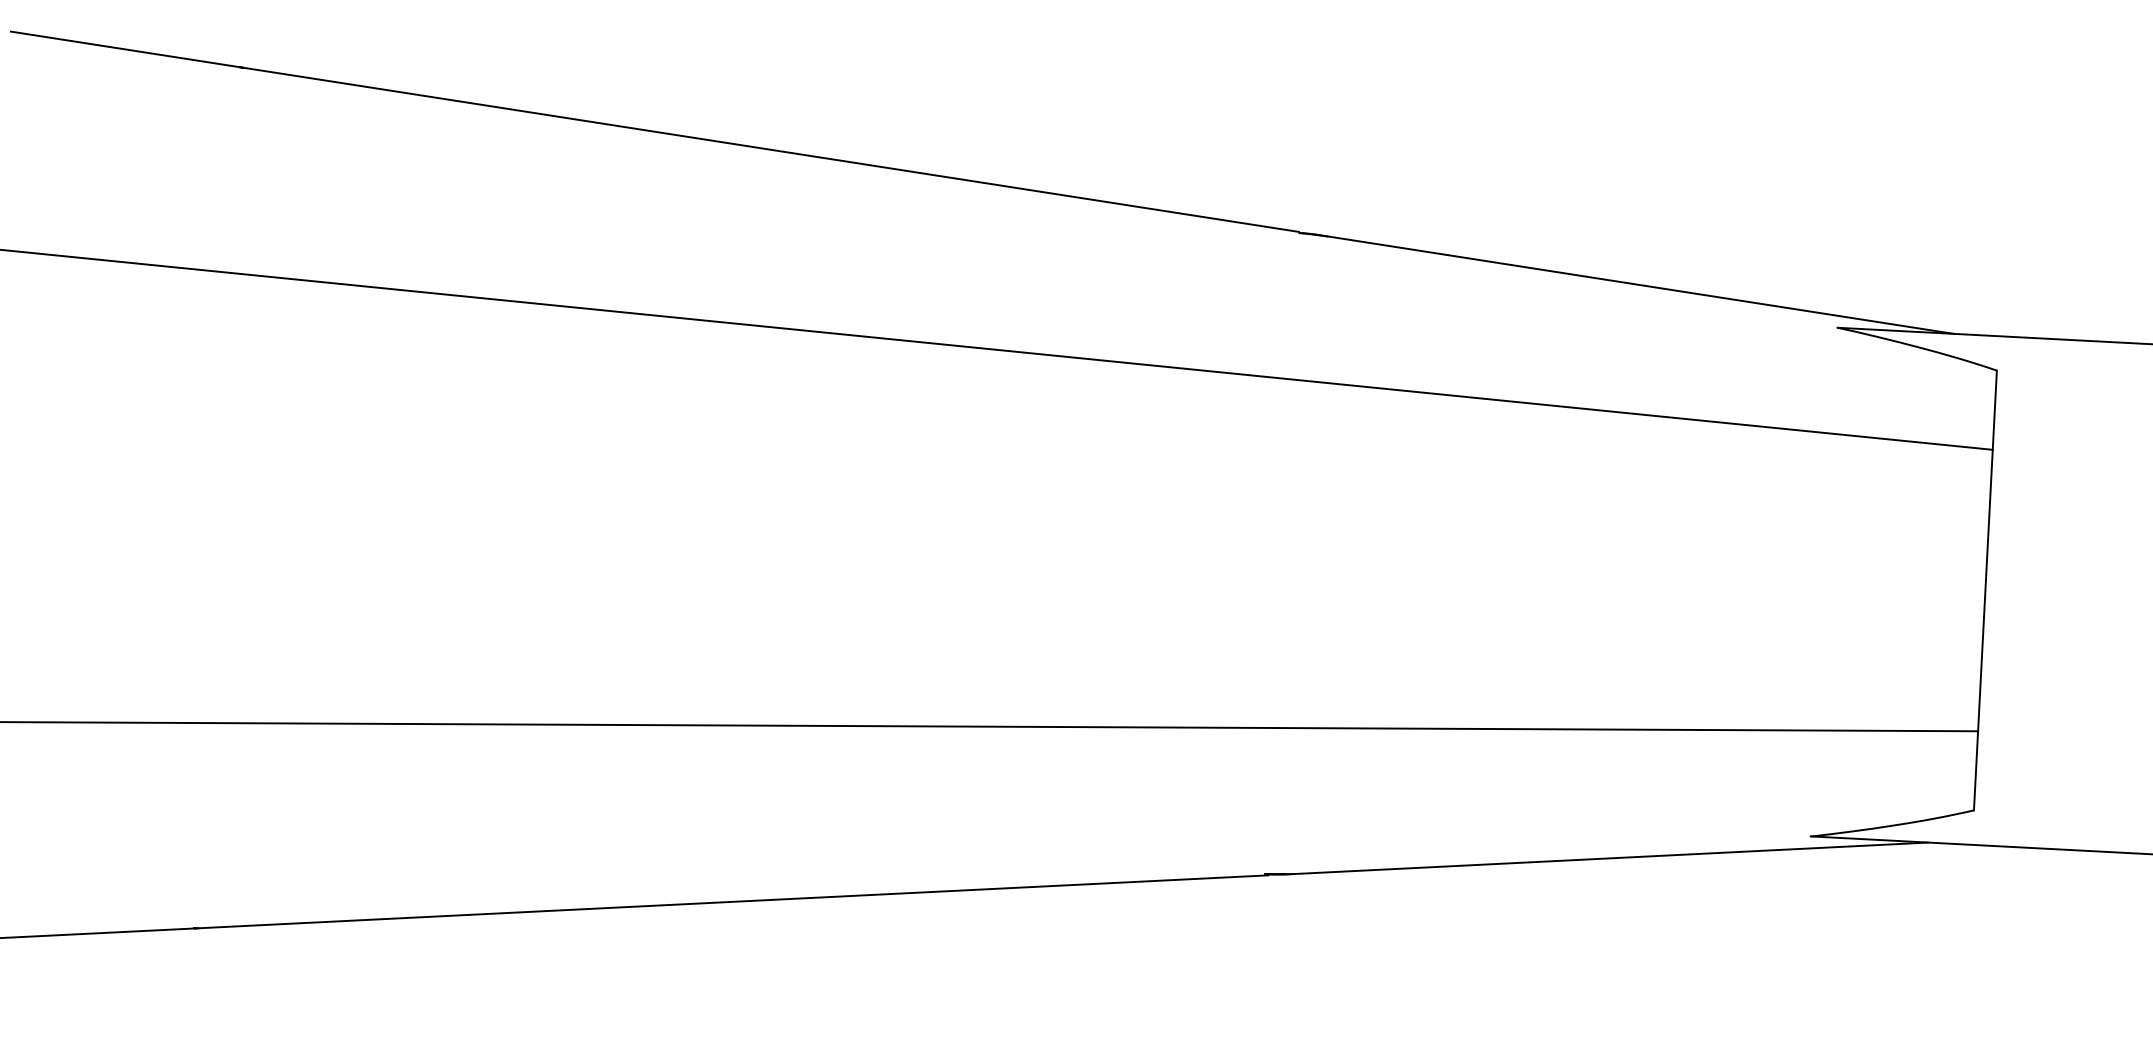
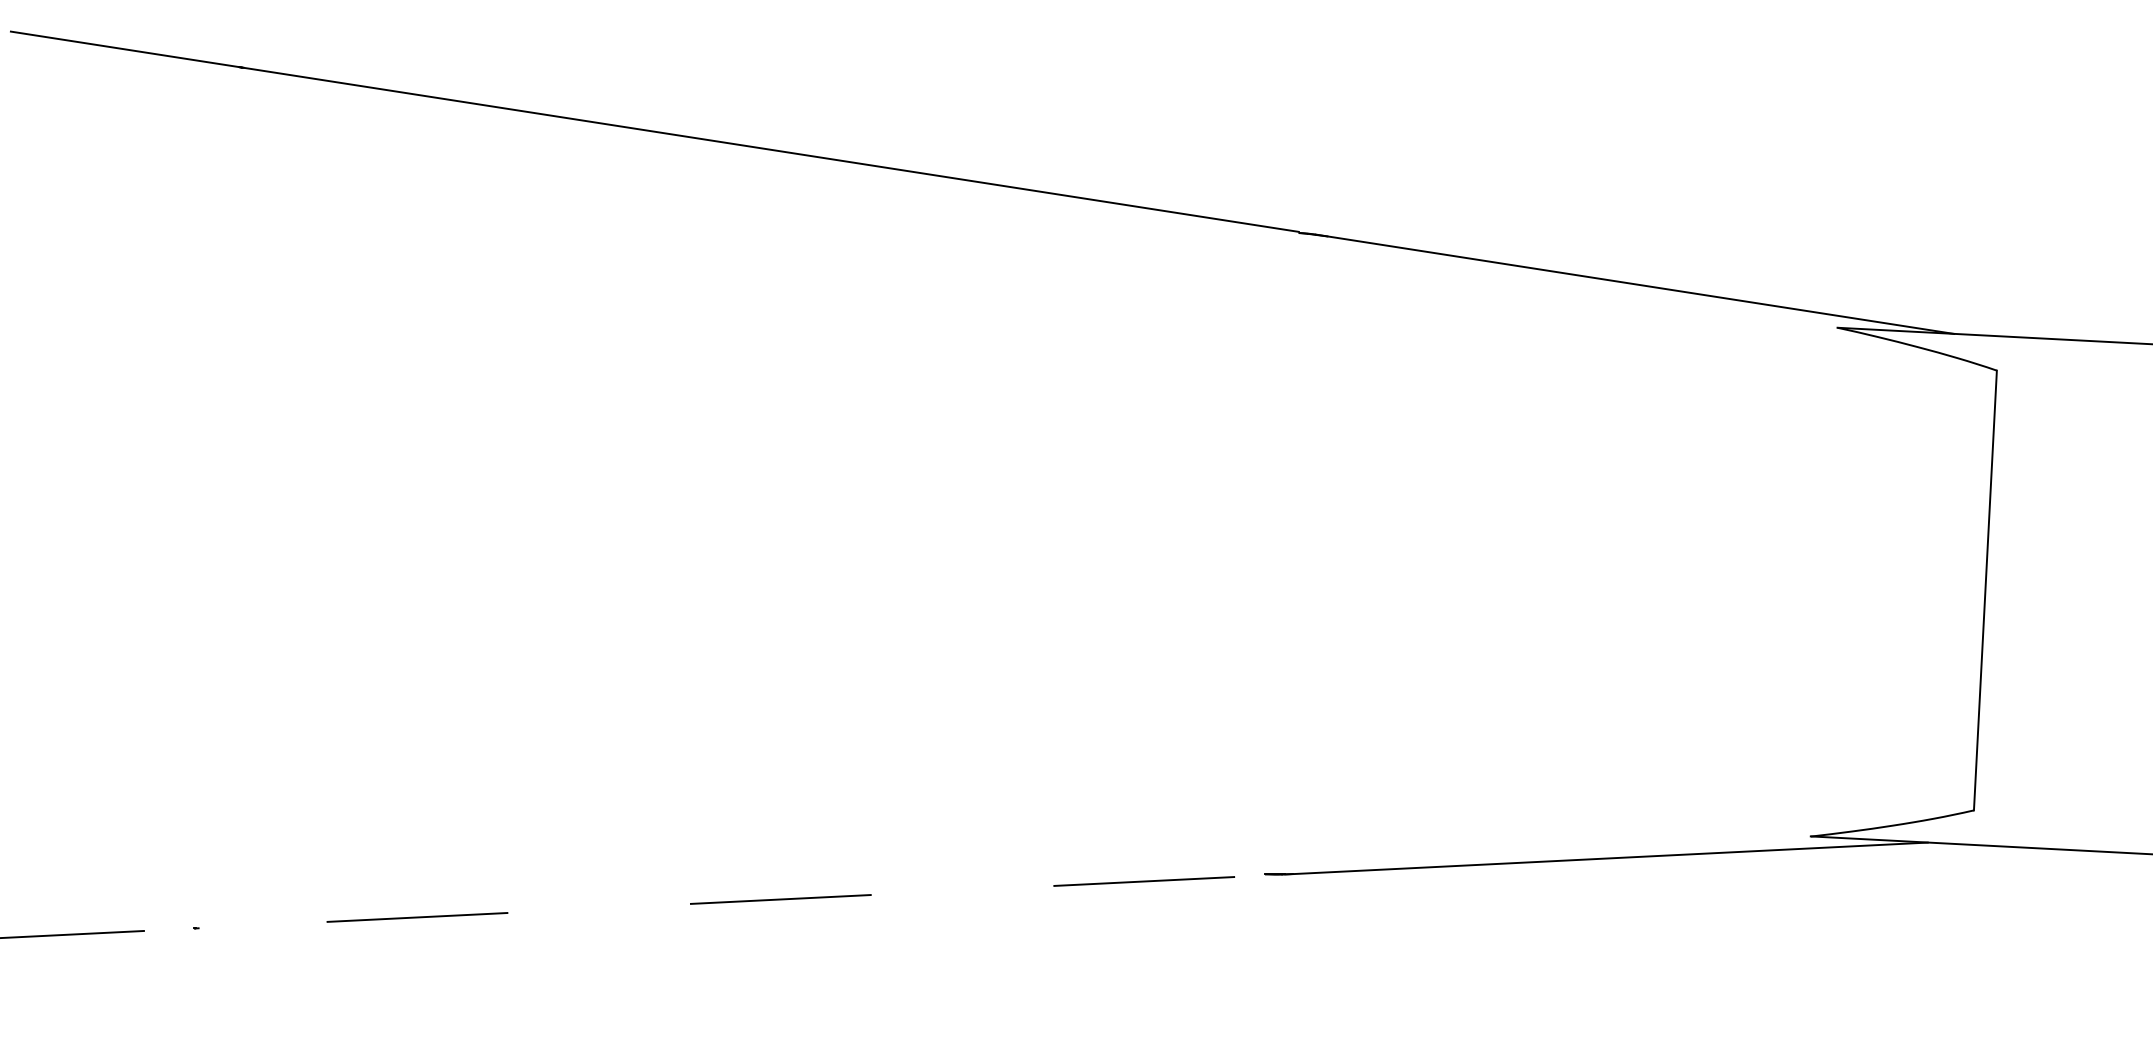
line: present -> none (997, 349)
line: present -> none (990, 726)
line: solid -> dashed (634, 906)
